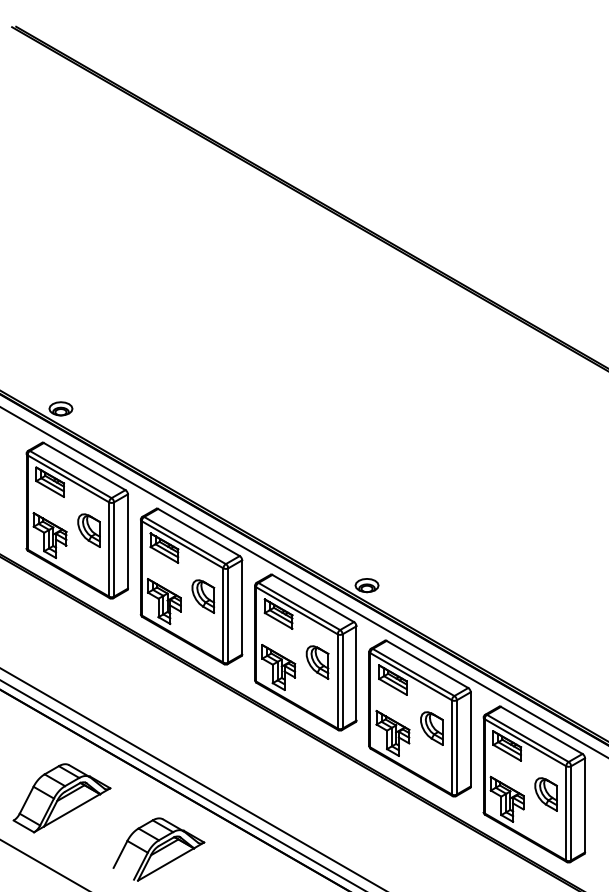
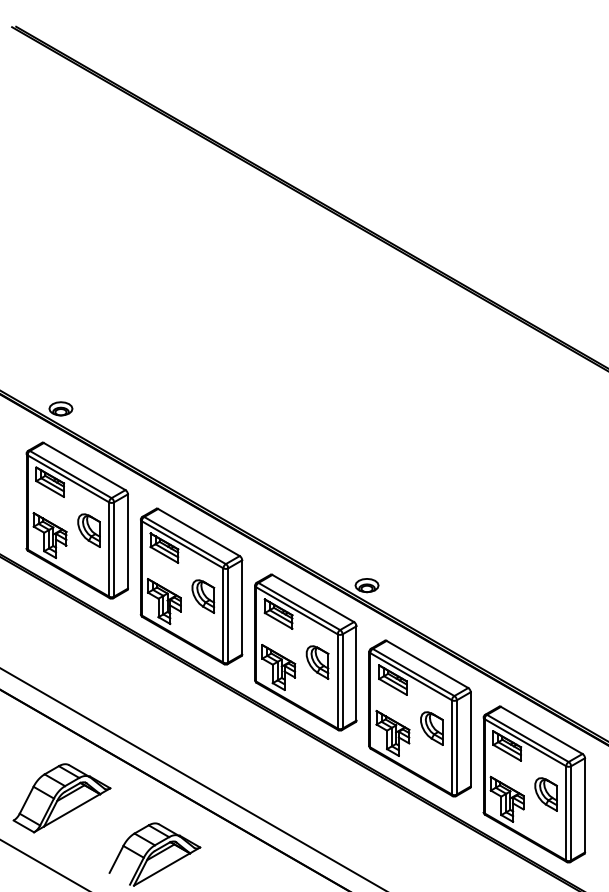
line: present -> none (303, 582)
line: present -> none (181, 784)
part position: (158, 849) -> (154, 854) (154, 854)
